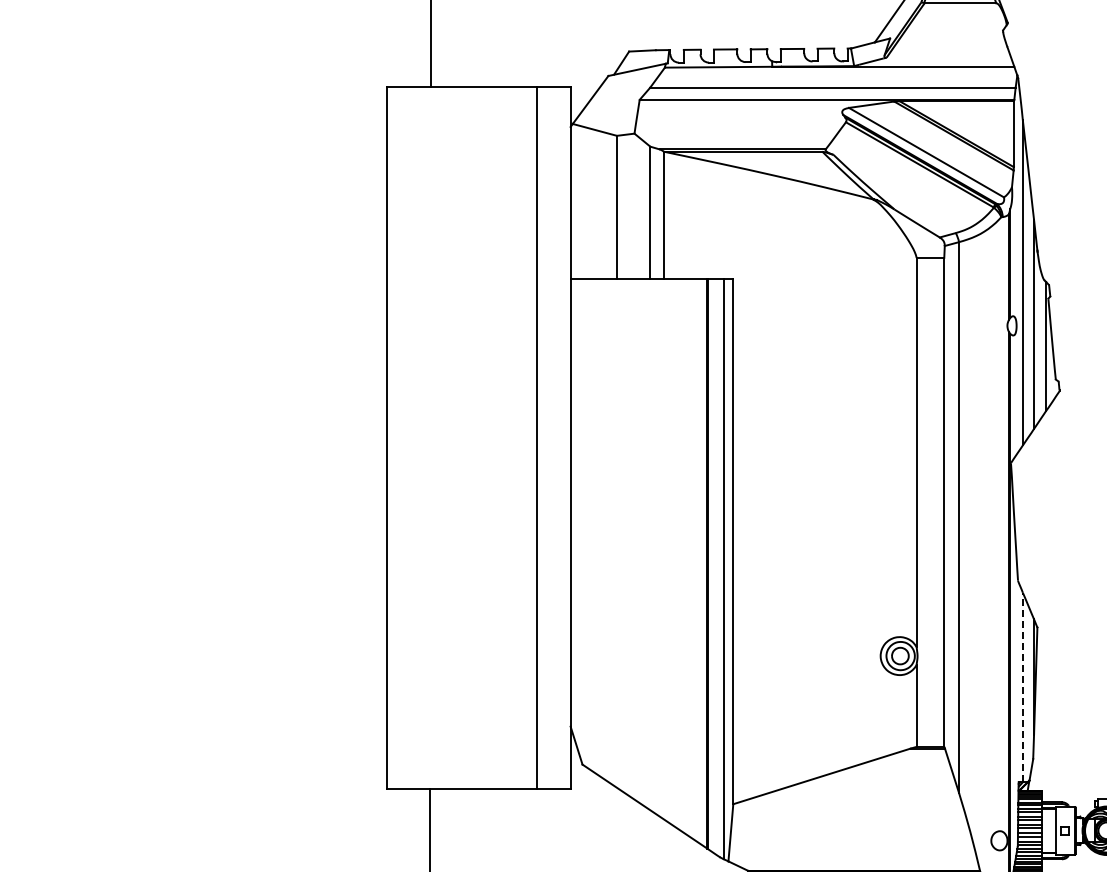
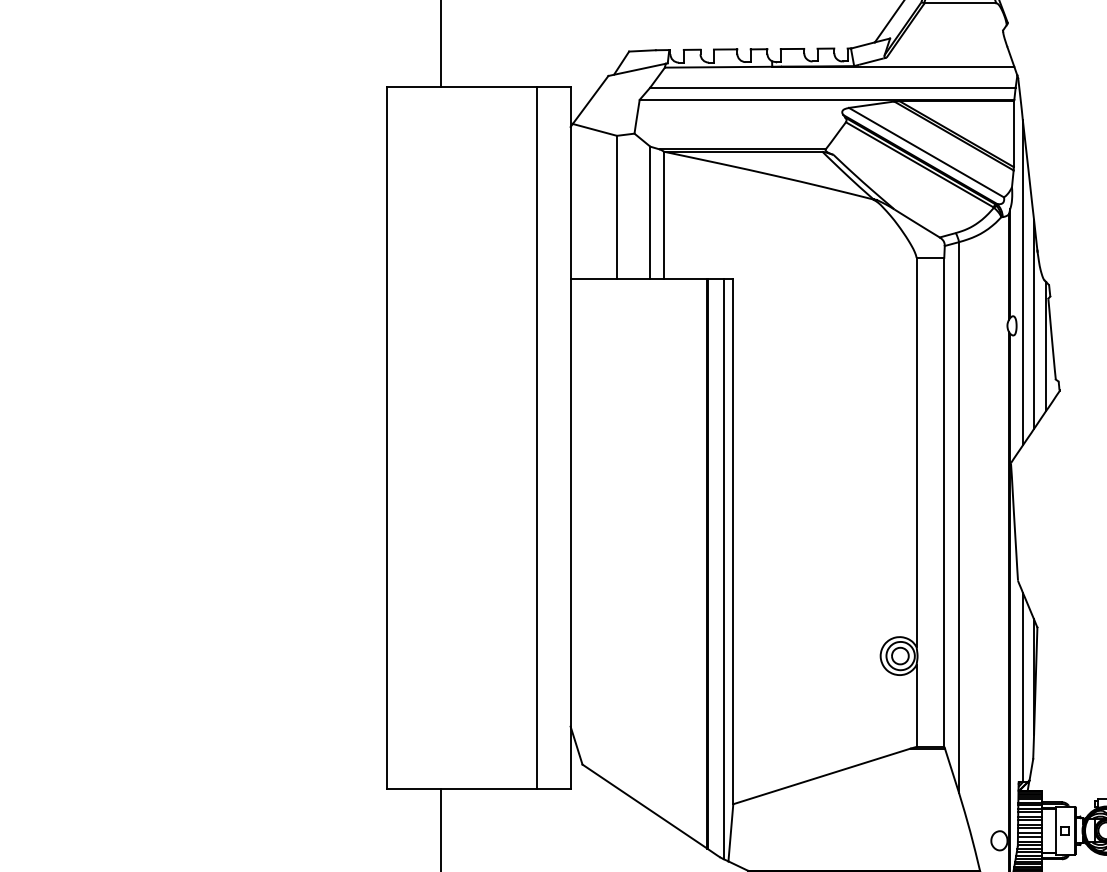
line position: (431, 44) -> (441, 44) (441, 44)
line: dashed -> solid (1022, 687)
line position: (430, 828) -> (441, 828) (441, 828)
